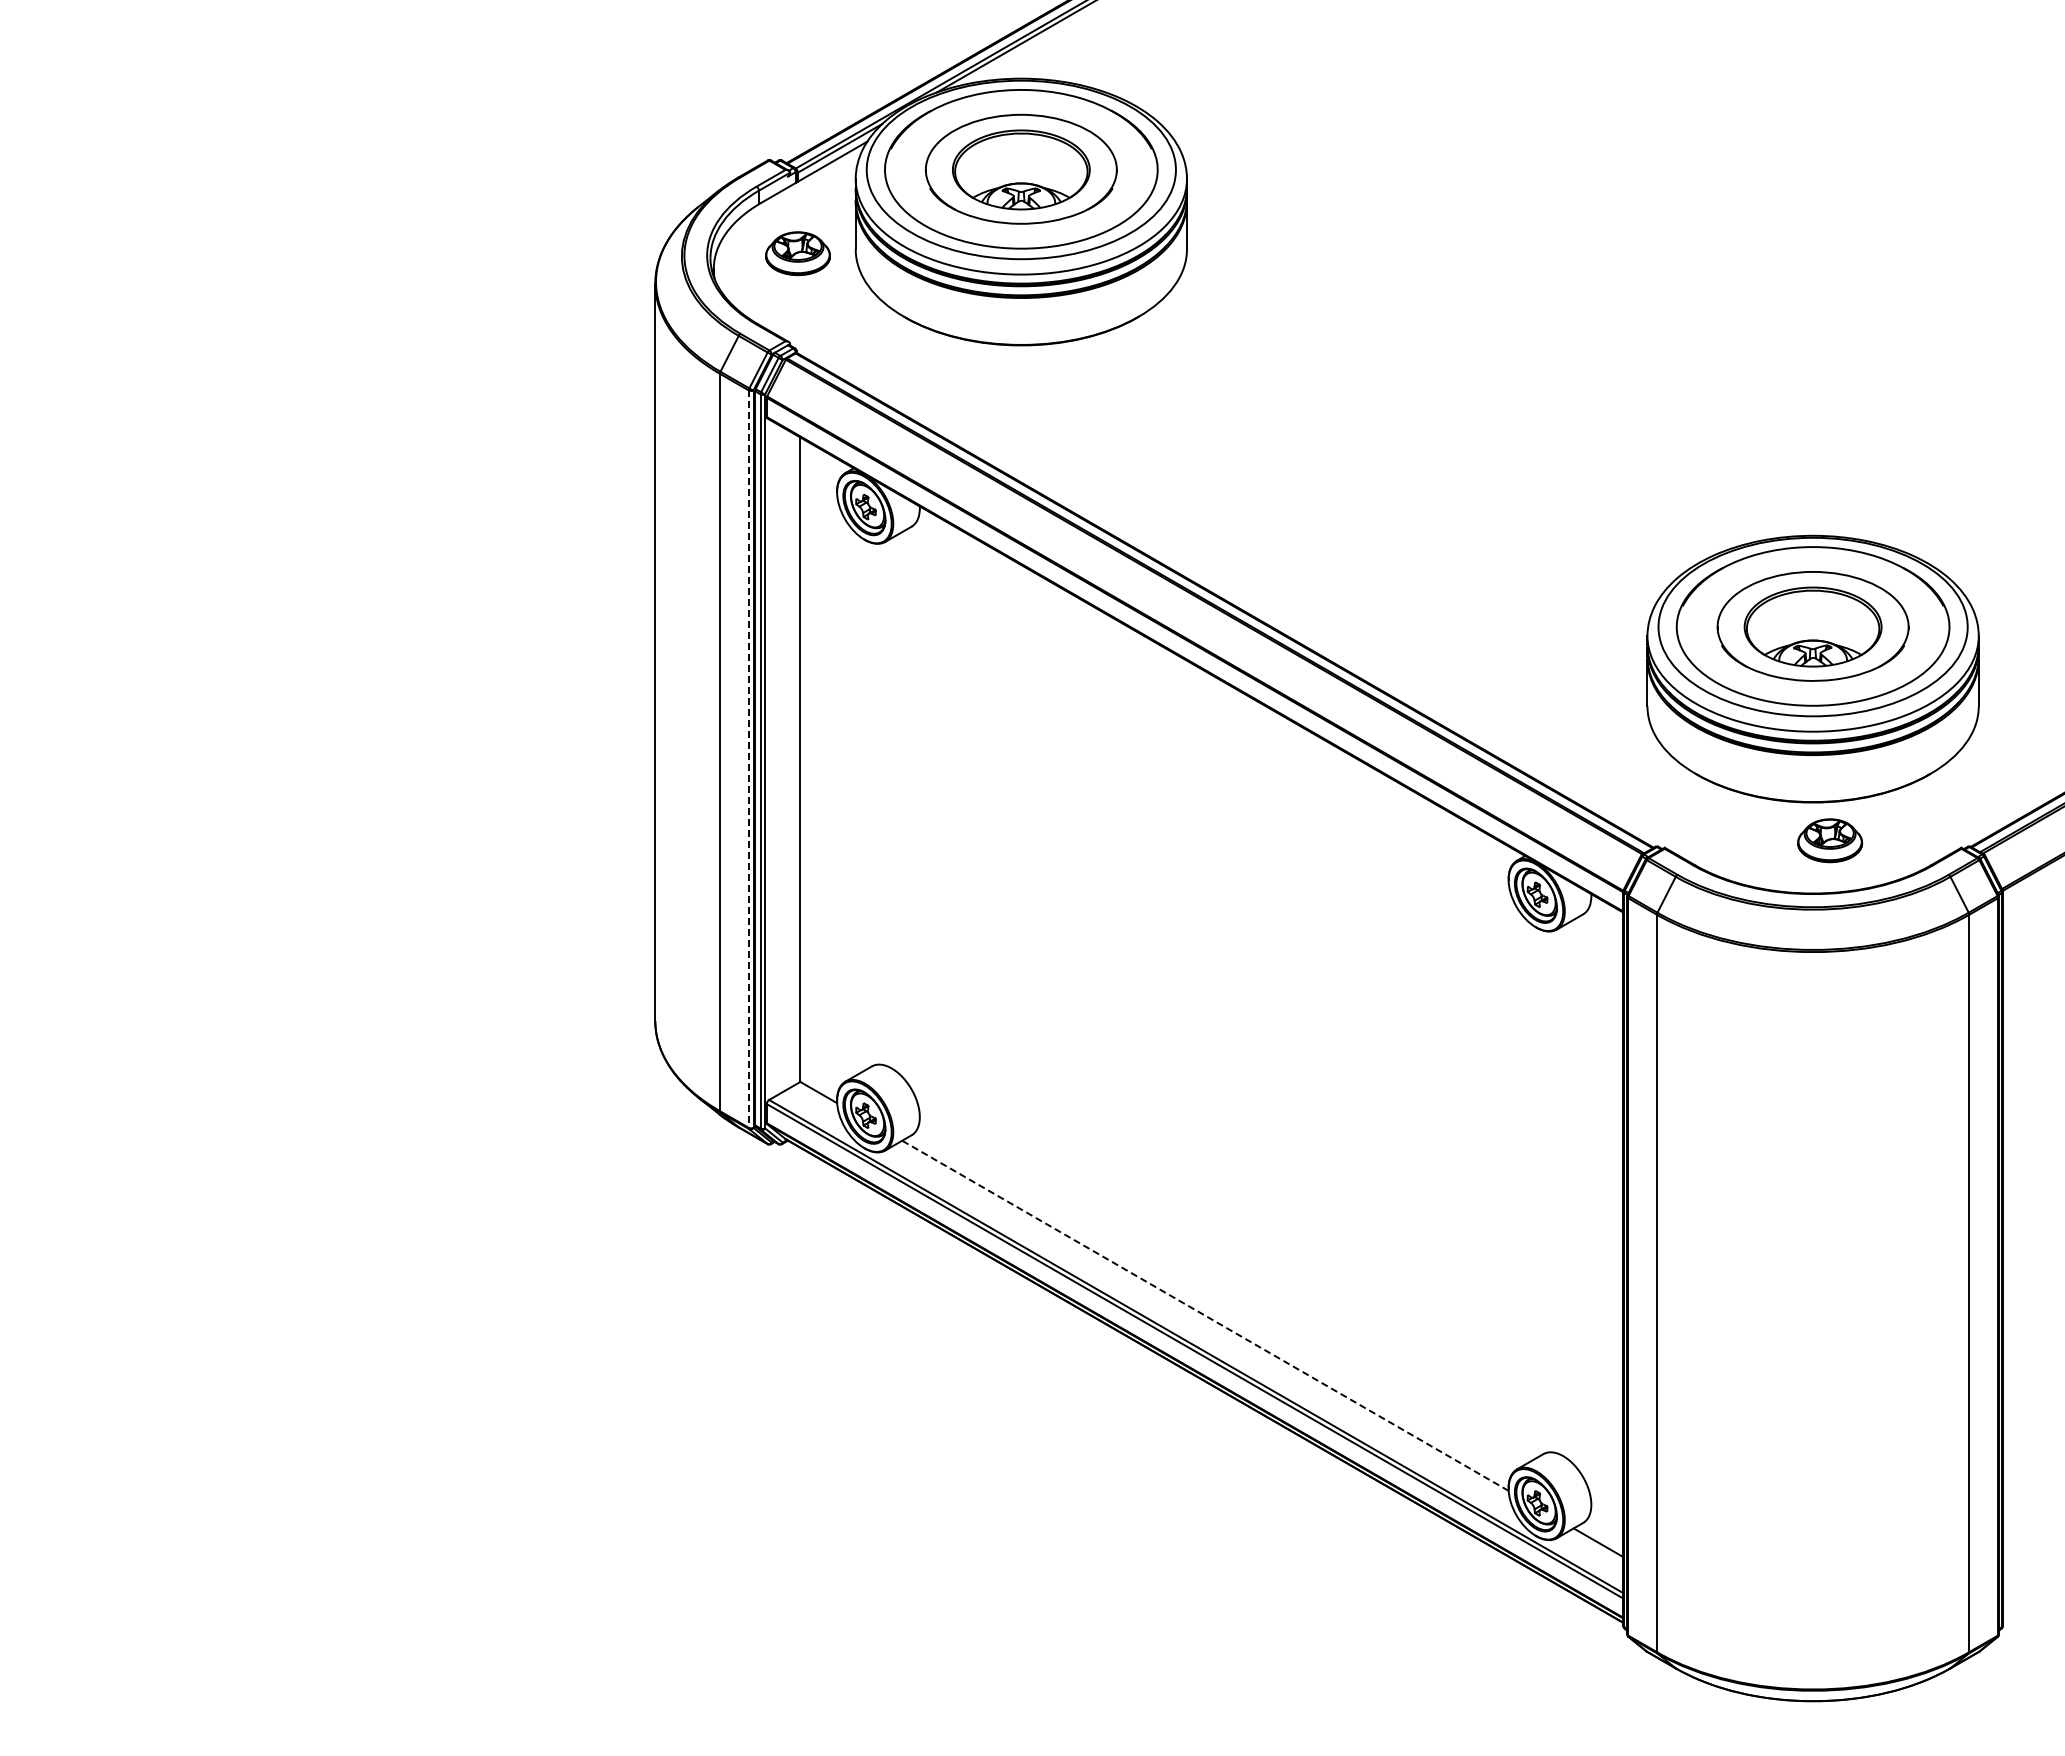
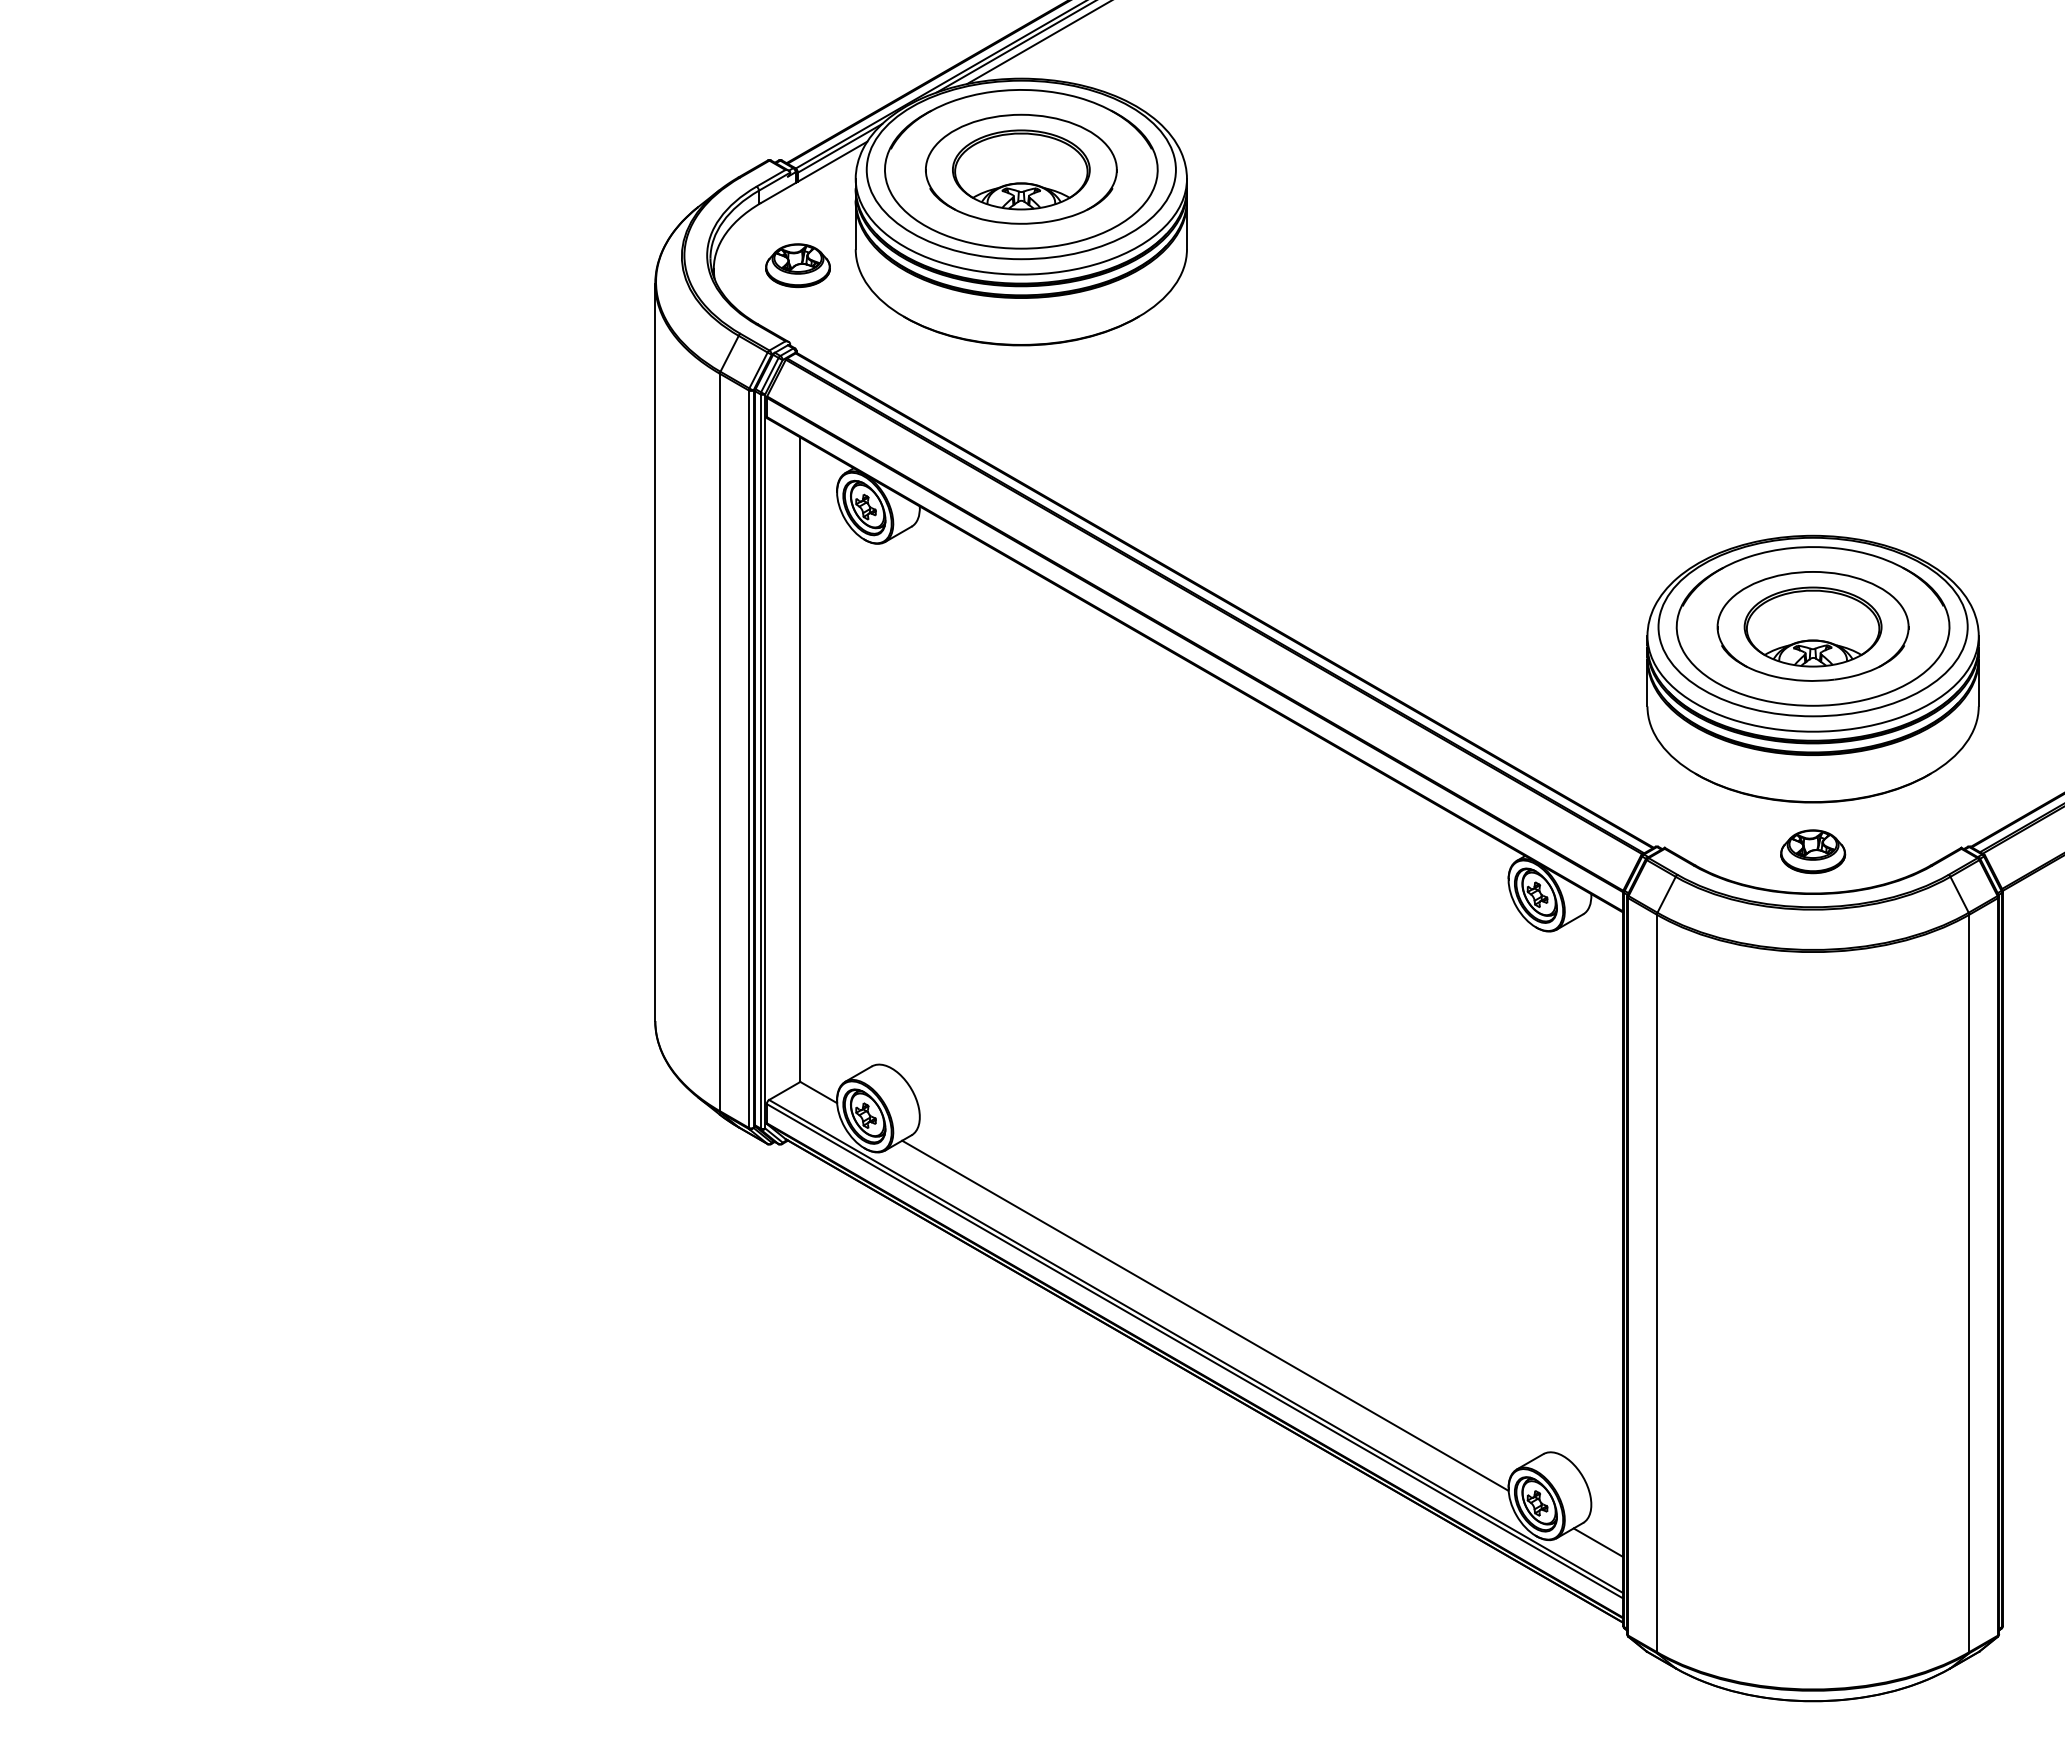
line: none -> present (1037, 43)
part position: (797, 253) -> (797, 265) (797, 265)
line: dashed -> solid (748, 759)
part position: (1830, 840) -> (1813, 851) (1813, 851)
line: dashed -> solid (1205, 1315)
